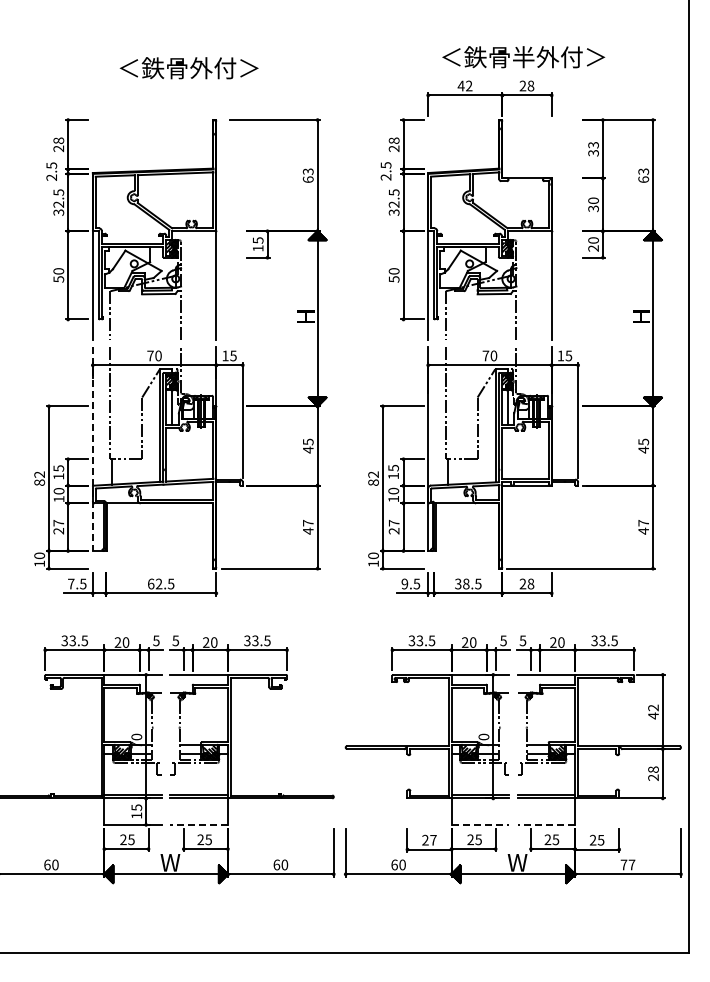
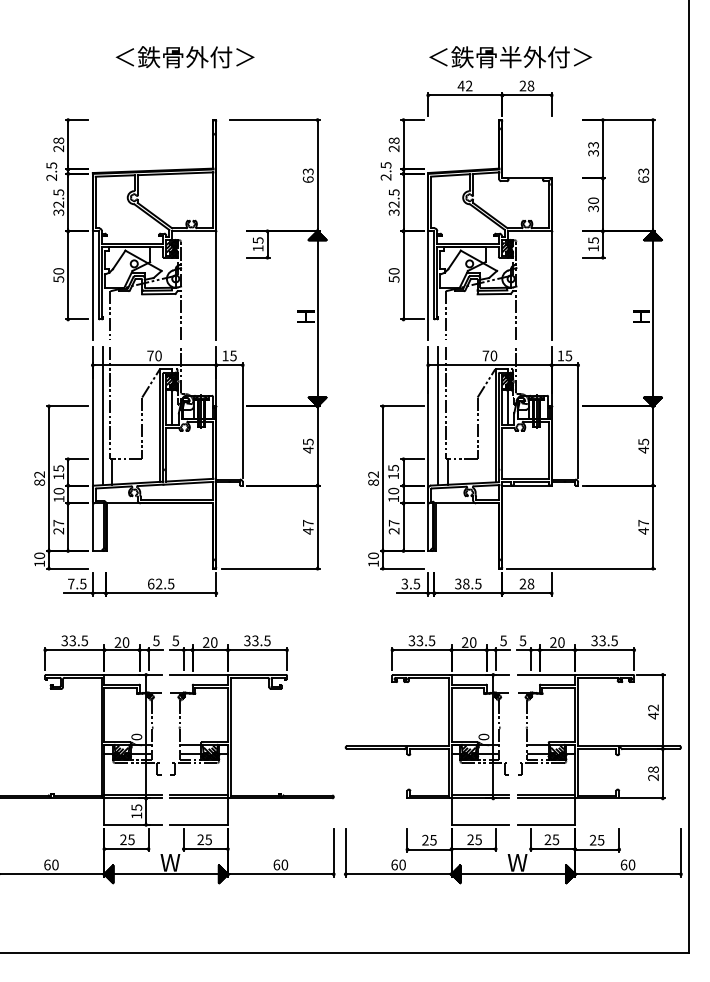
text position: (523, 57) -> (510, 57) (510, 57)
text position: (188, 68) -> (184, 57) (184, 57)
text: 20 -> 15 (593, 244)
line: none -> present (102, 416)
line: none -> present (438, 416)
line: dashed -> solid (92, 449)
text: 9.5 -> 3.5 (404, 584)
line: dashed -> solid (199, 824)
line: dashed -> solid (480, 824)
line: dashed -> solid (546, 824)
text: 27 -> 25 (433, 840)
text: 77 -> 60 (627, 864)
